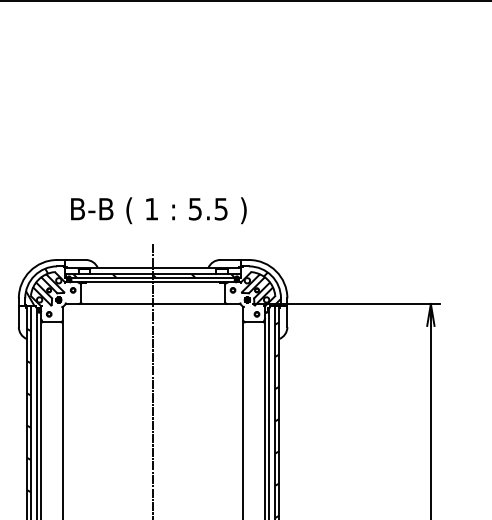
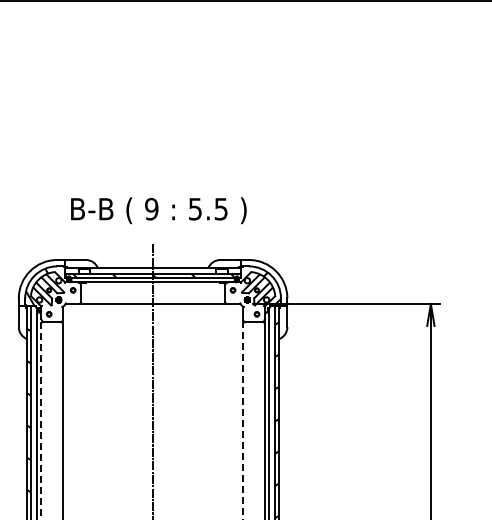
text: 1 -> 9 (151, 208)
line: solid -> dashed (41, 418)
line: solid -> dashed (243, 420)
